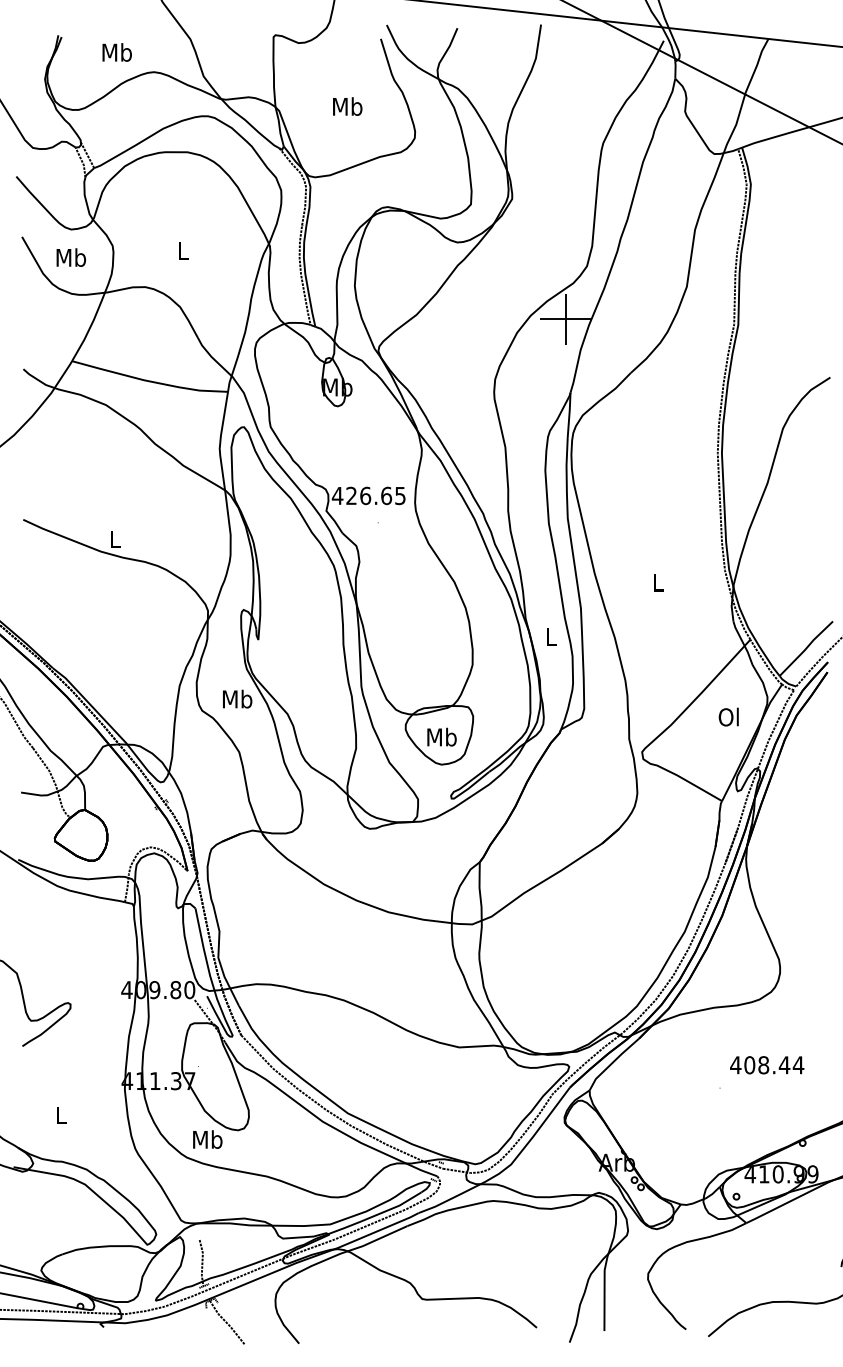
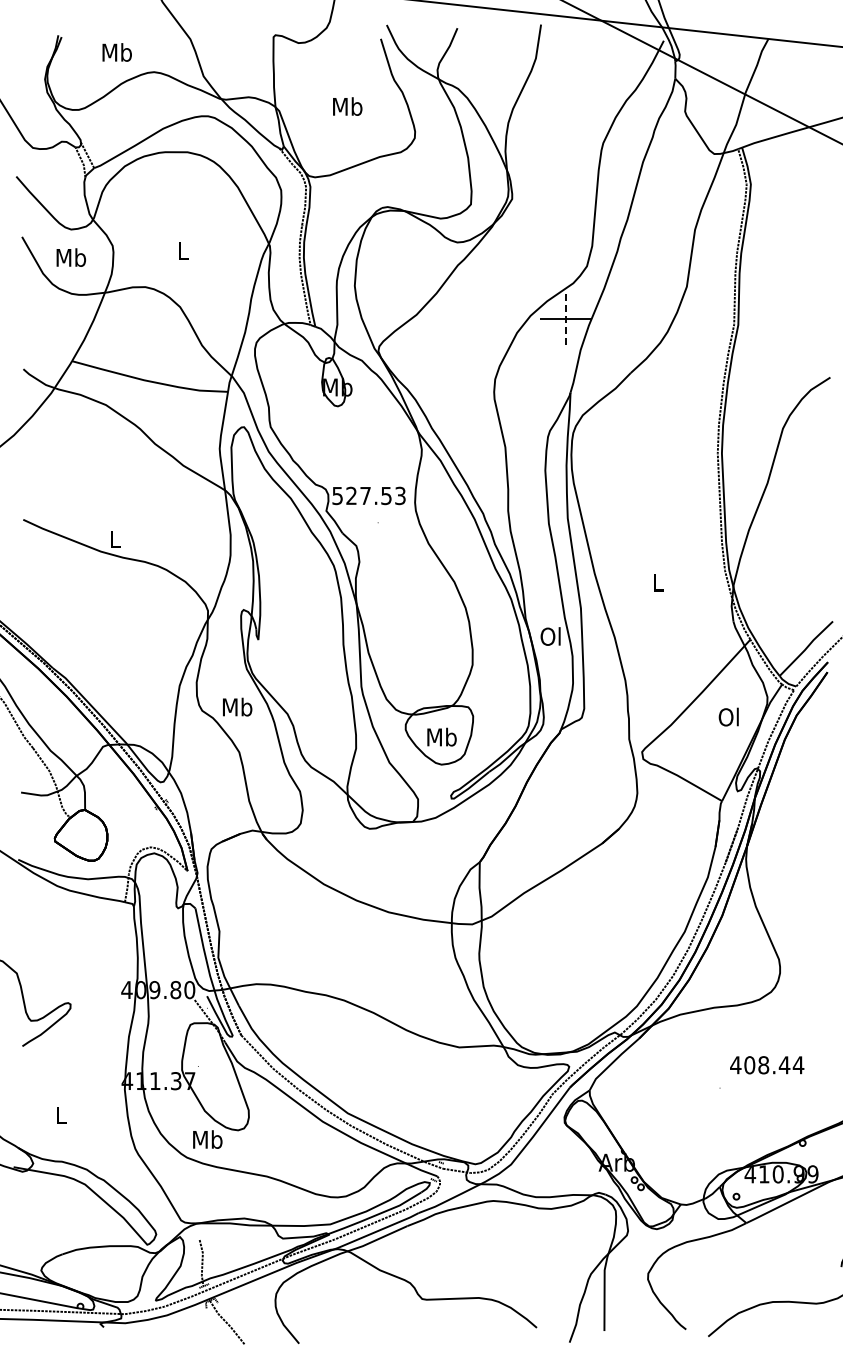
line: solid -> dashed (565, 318)
text: 426.65 -> 527.53 (368, 495)
text: L -> Ol (550, 636)
text position: (237, 698) -> (237, 706) (237, 706)
